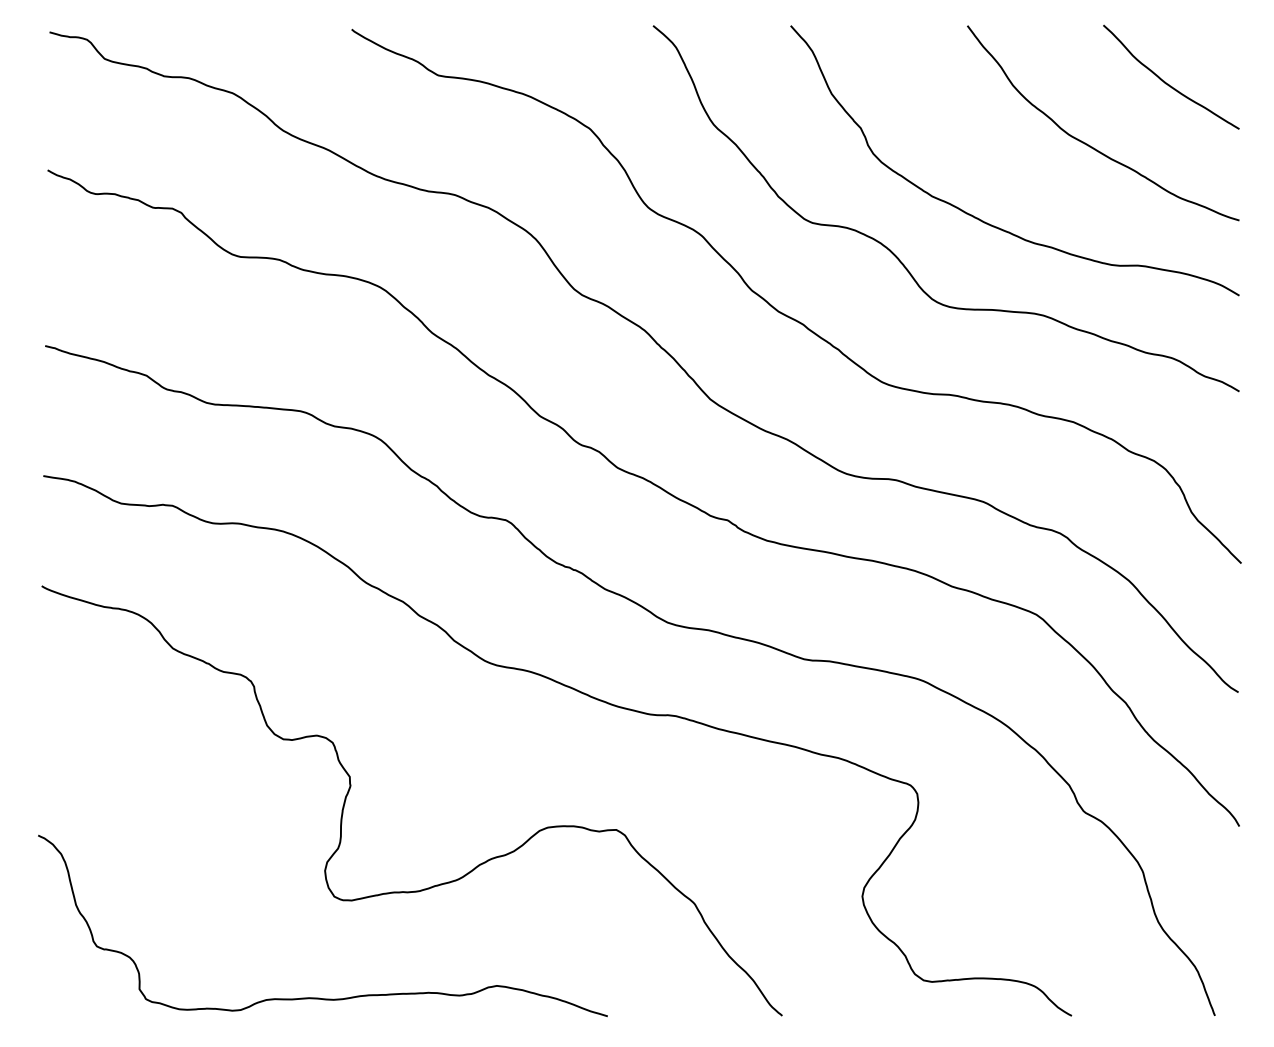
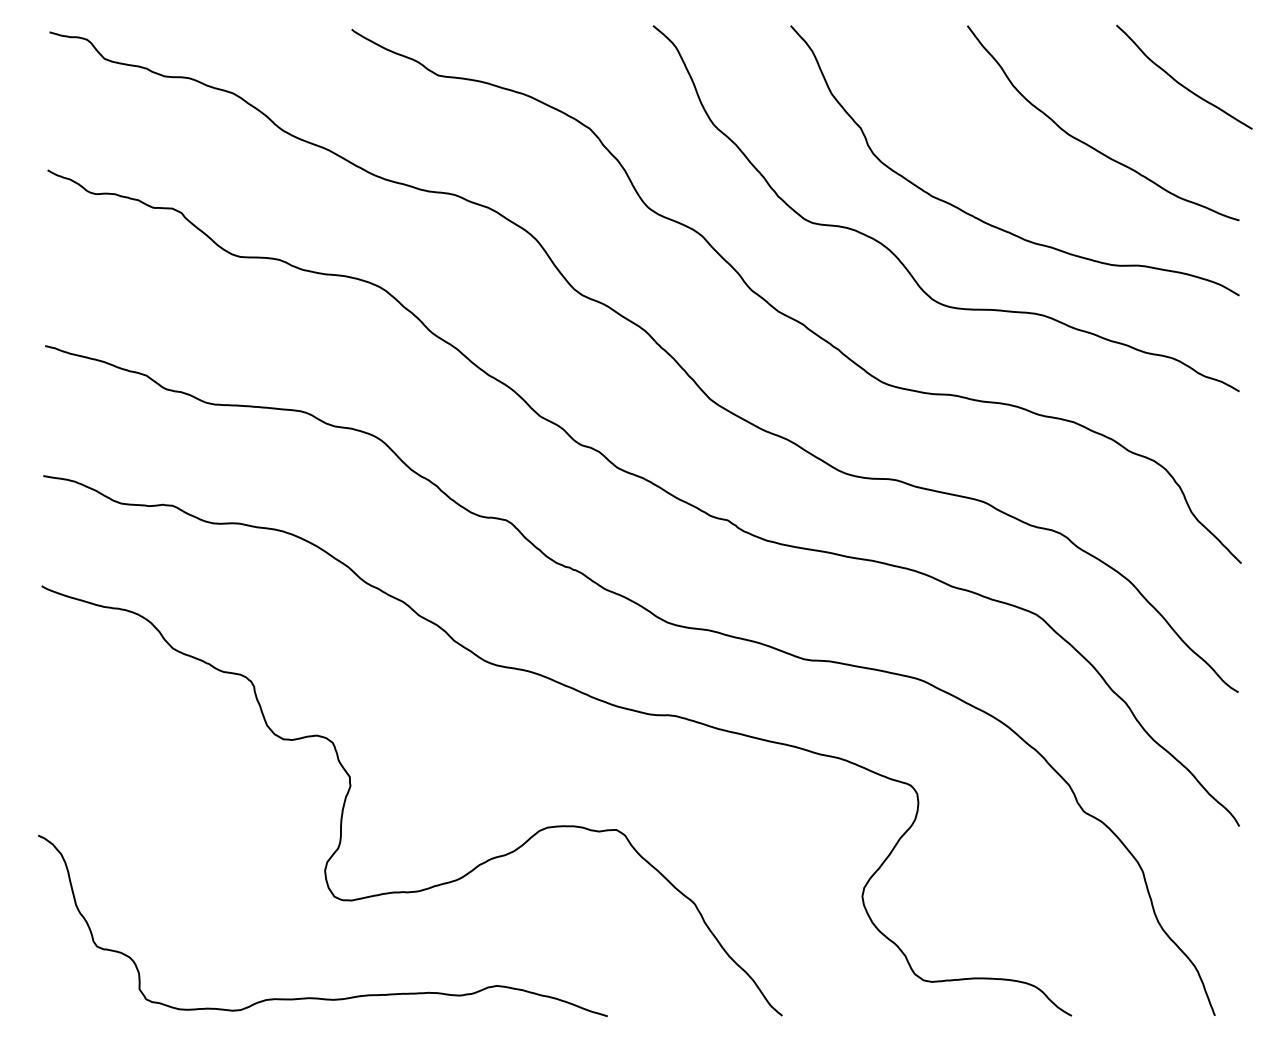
curve position: (1168, 83) -> (1181, 83) (1181, 83)
